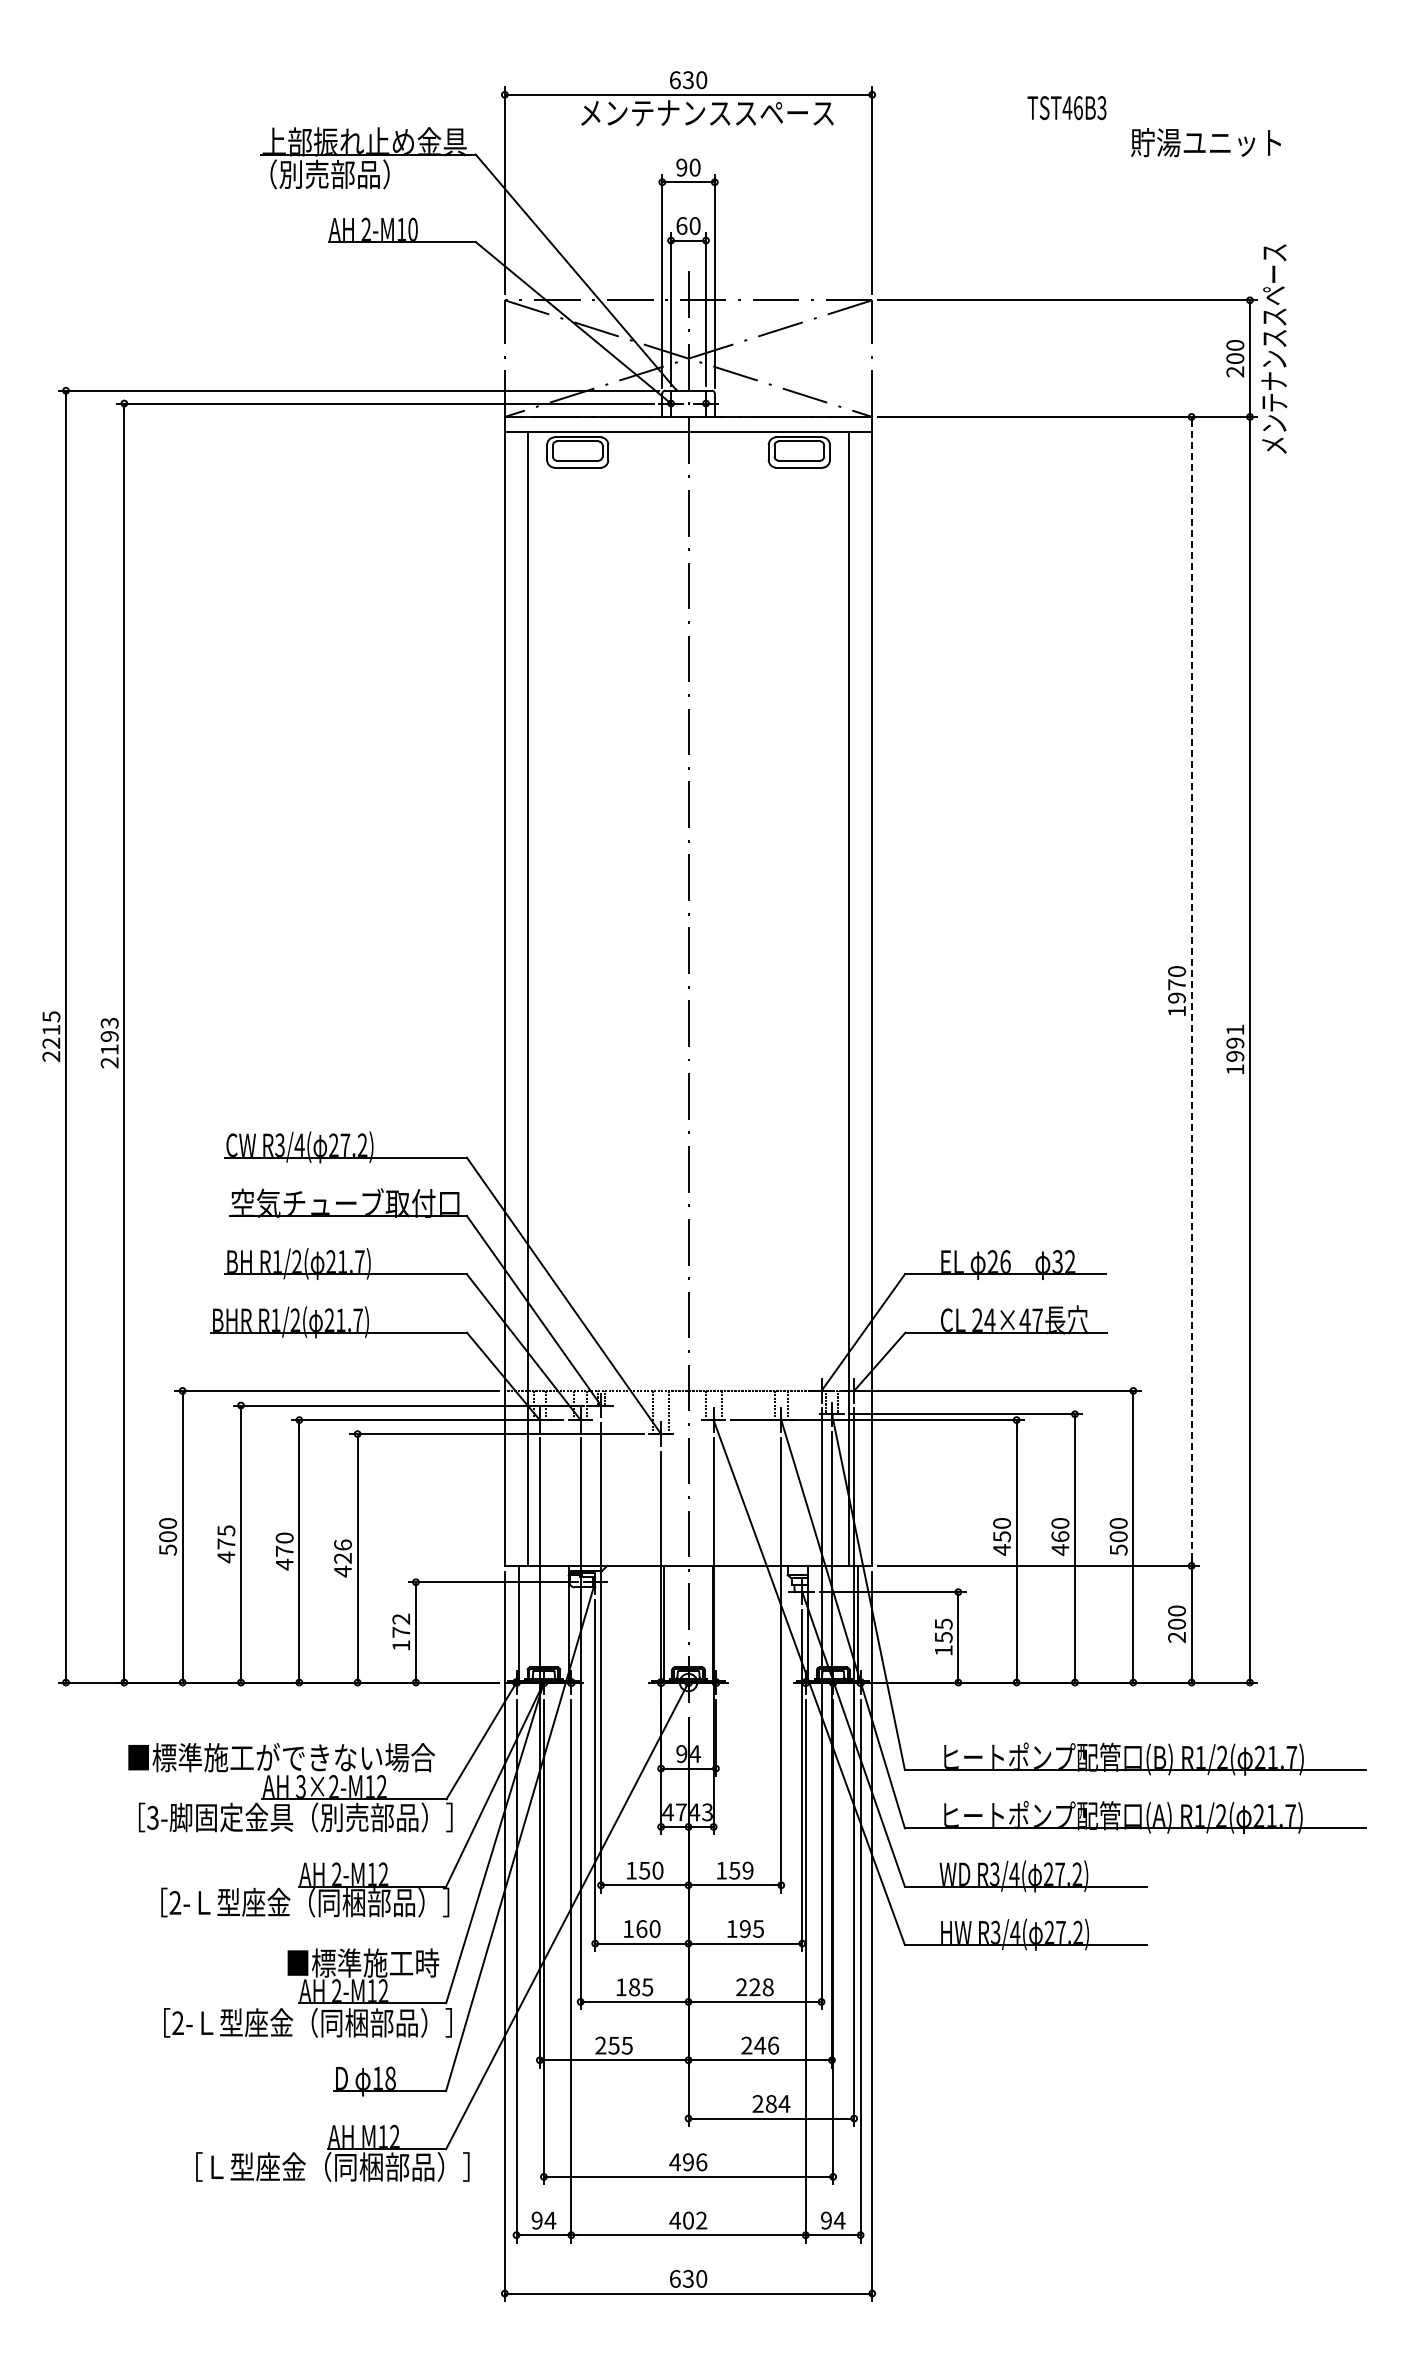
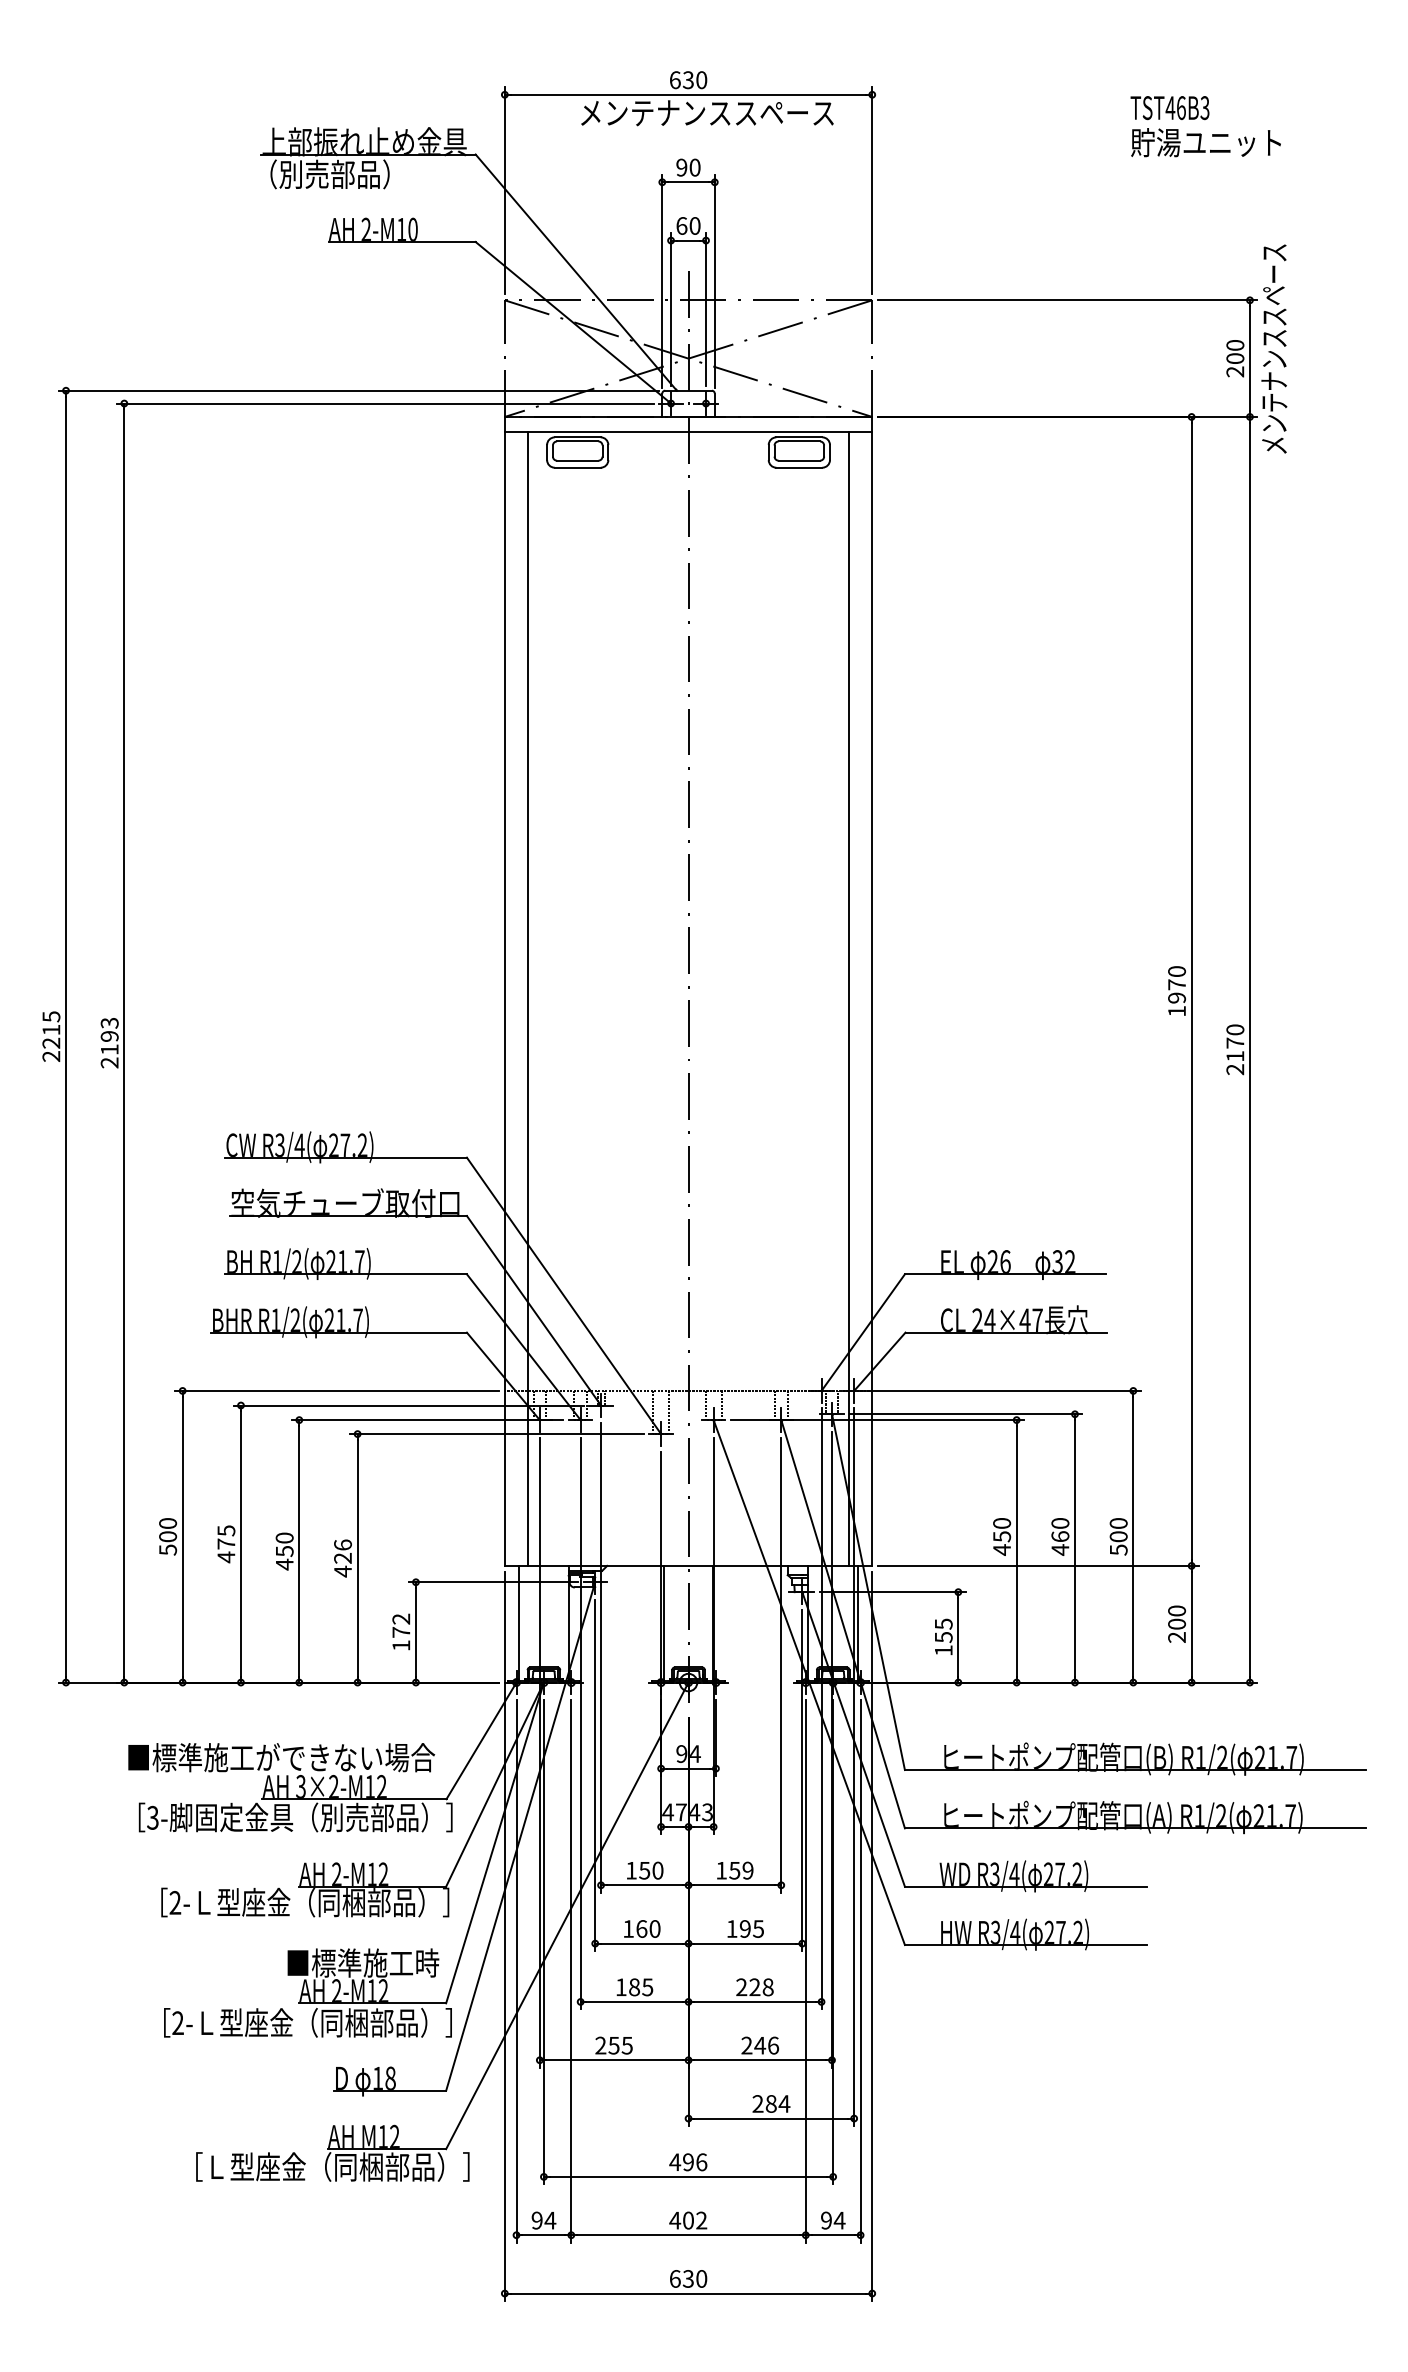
text position: (1066, 108) -> (1169, 108) (1169, 108)
line: dashed -> solid (1191, 991)
text: 1991 -> 2170 (1235, 1049)
text: 470 -> 450 (284, 1551)
